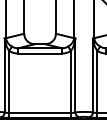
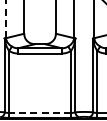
line: solid -> dashed (6, 19)
line: solid -> dashed (40, 112)
